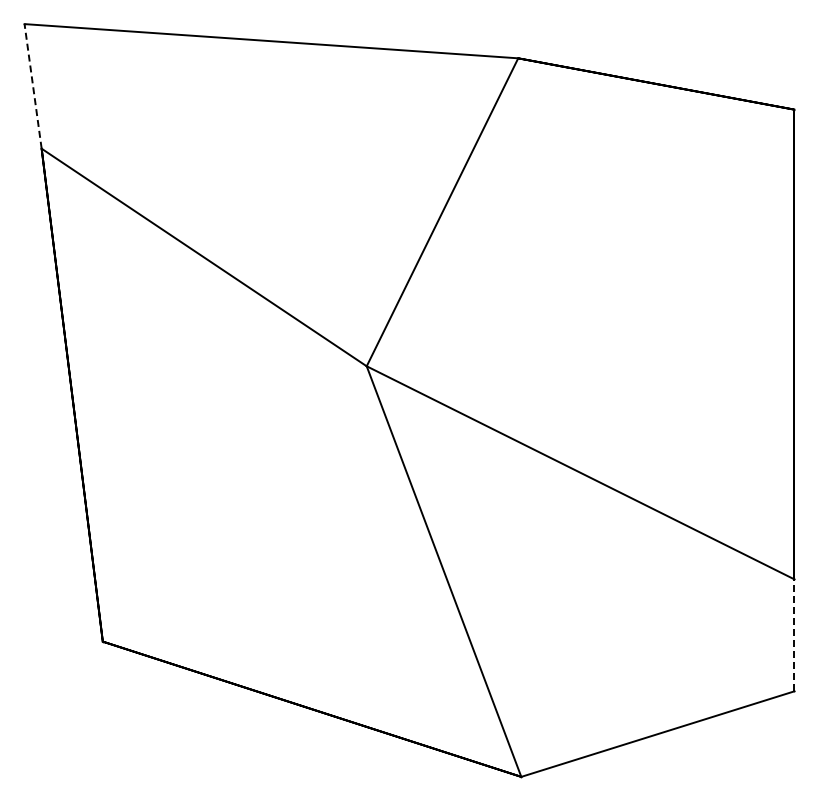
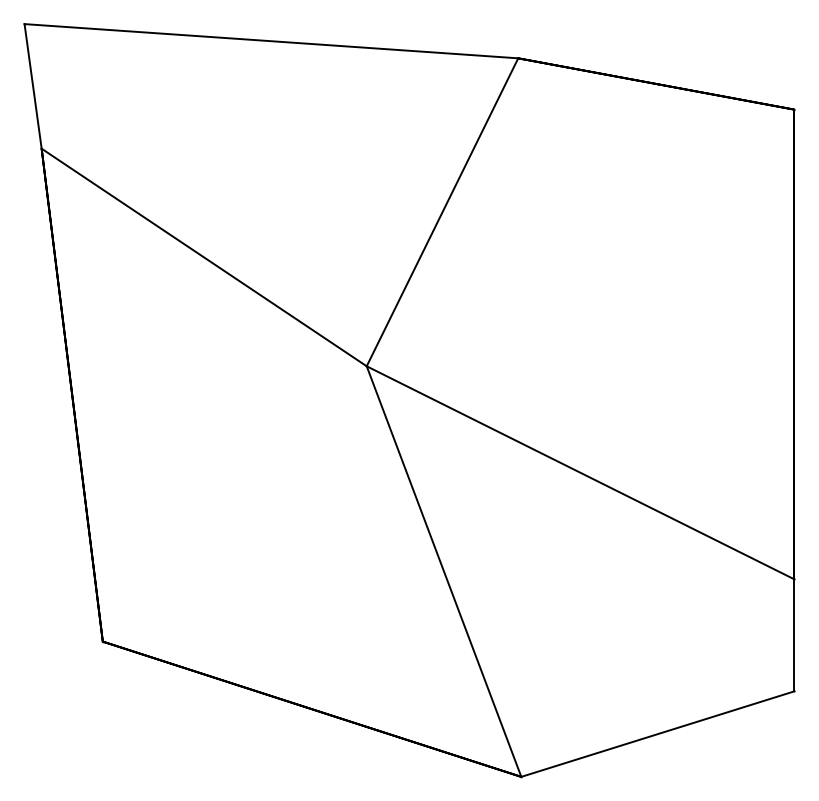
line: dashed -> solid (33, 86)
line: dashed -> solid (794, 635)
